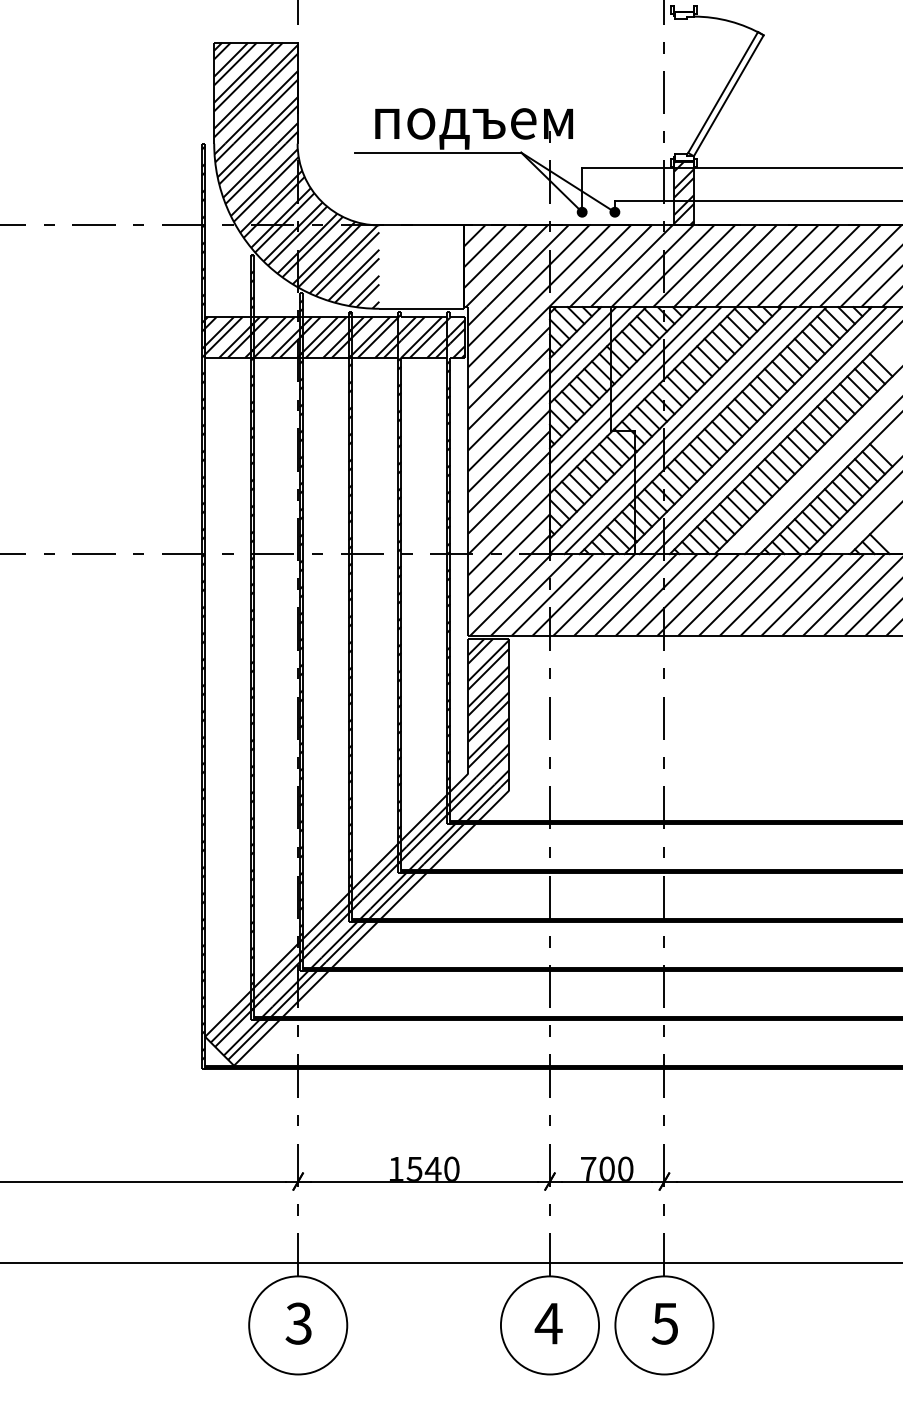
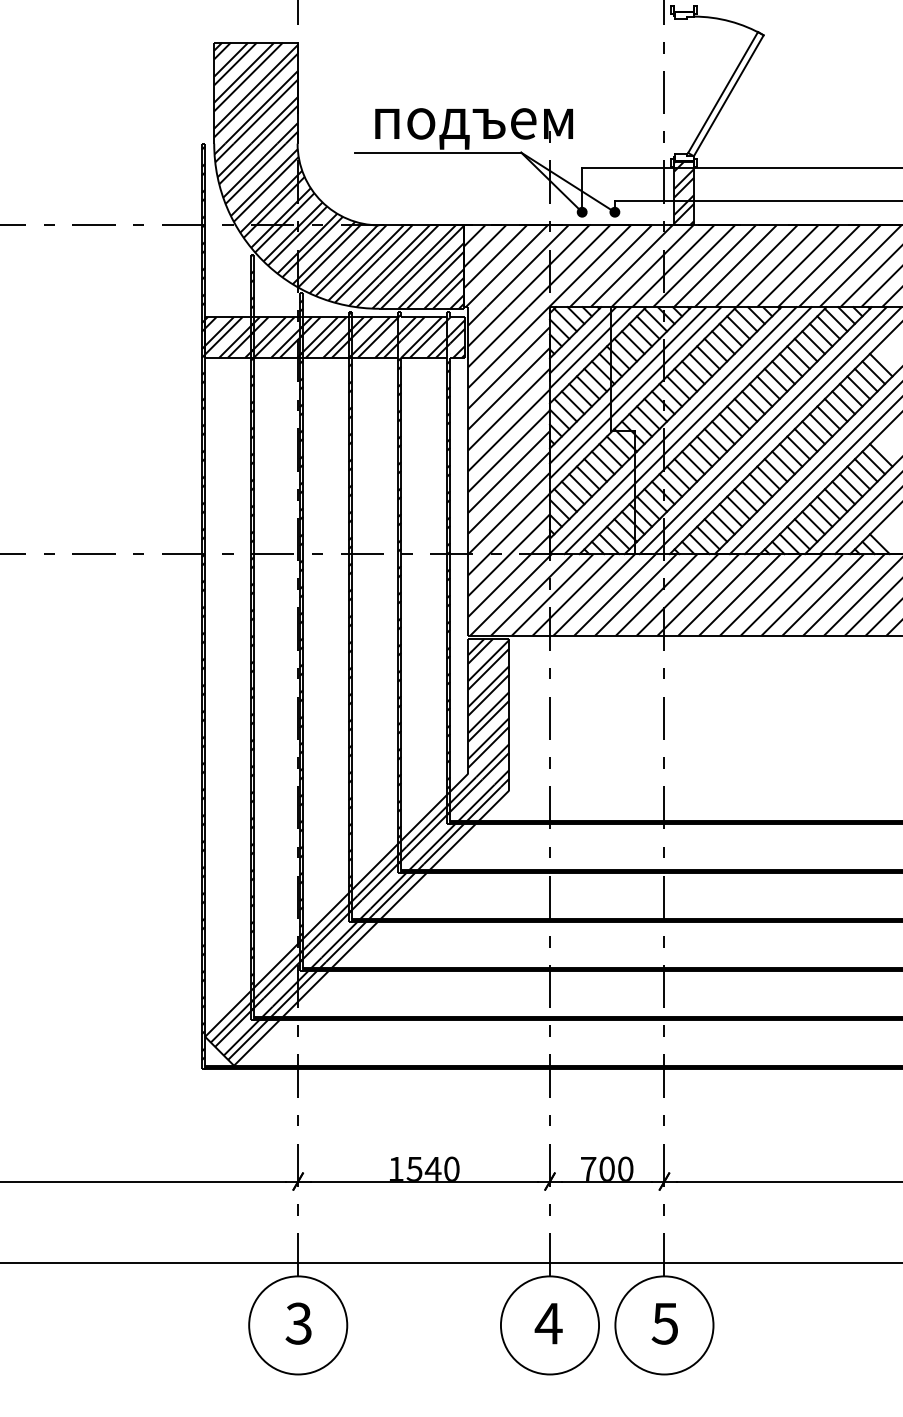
hatch: none -> present (421, 266)
line: none -> present (814, 469)
line: none -> present (867, 521)
